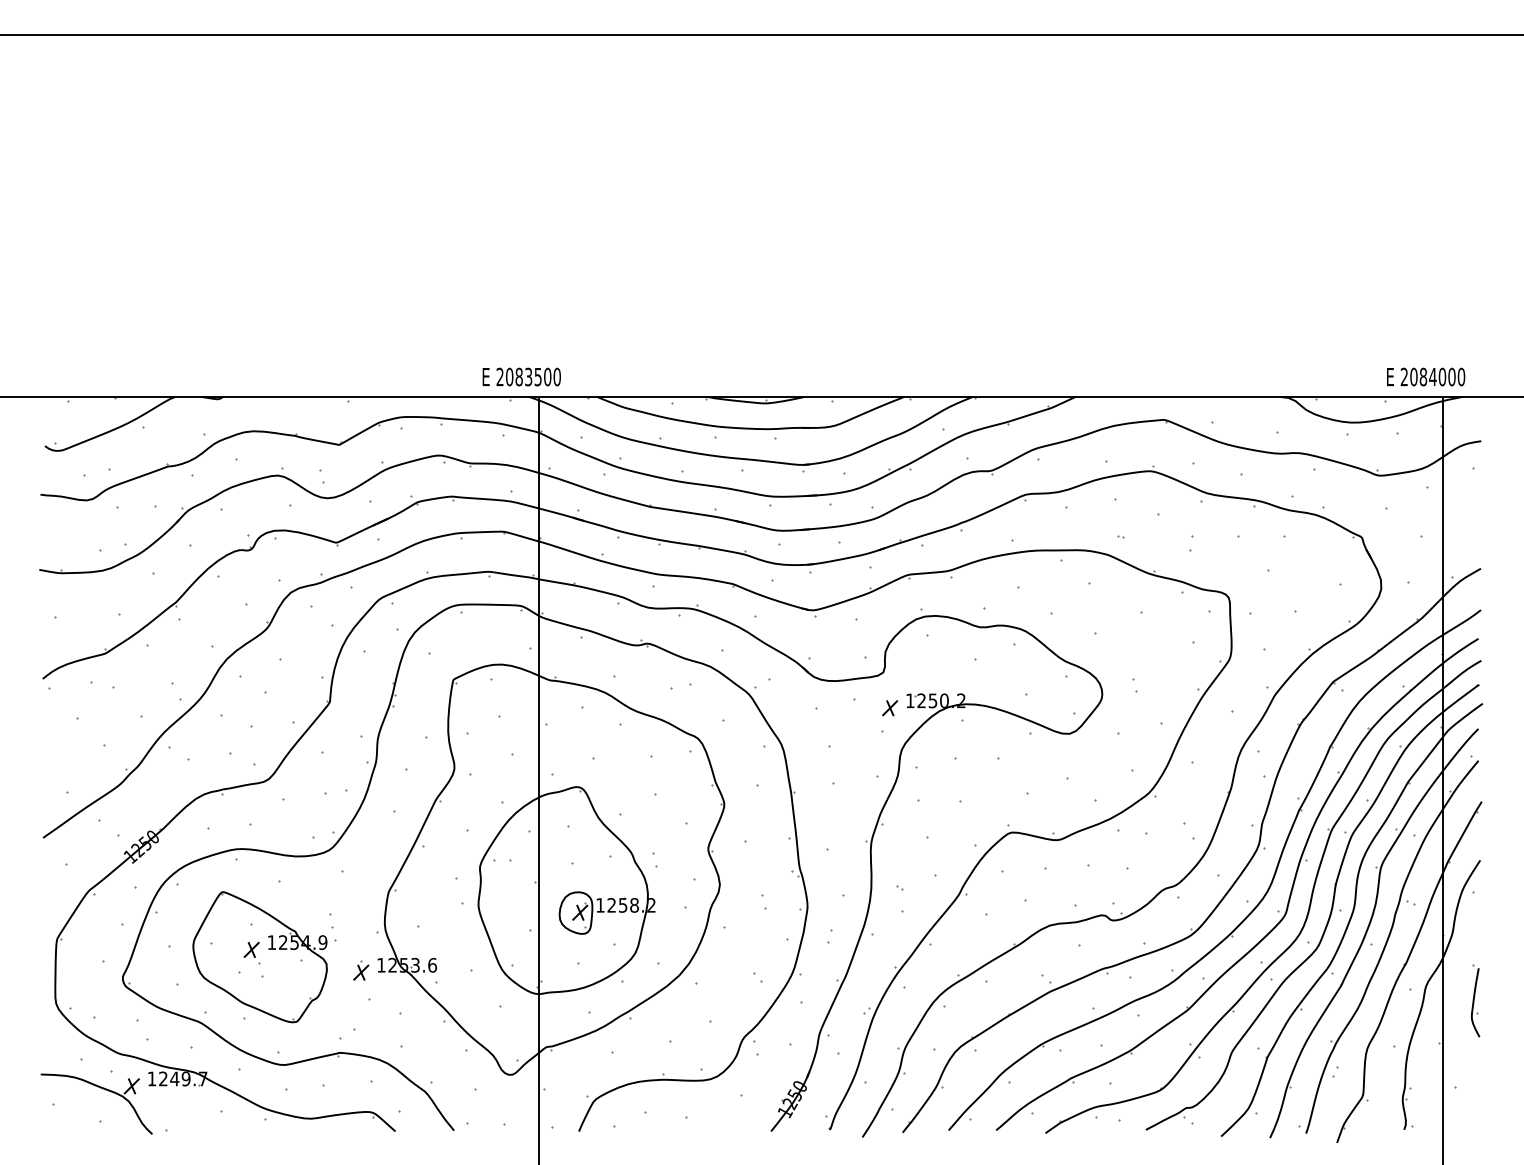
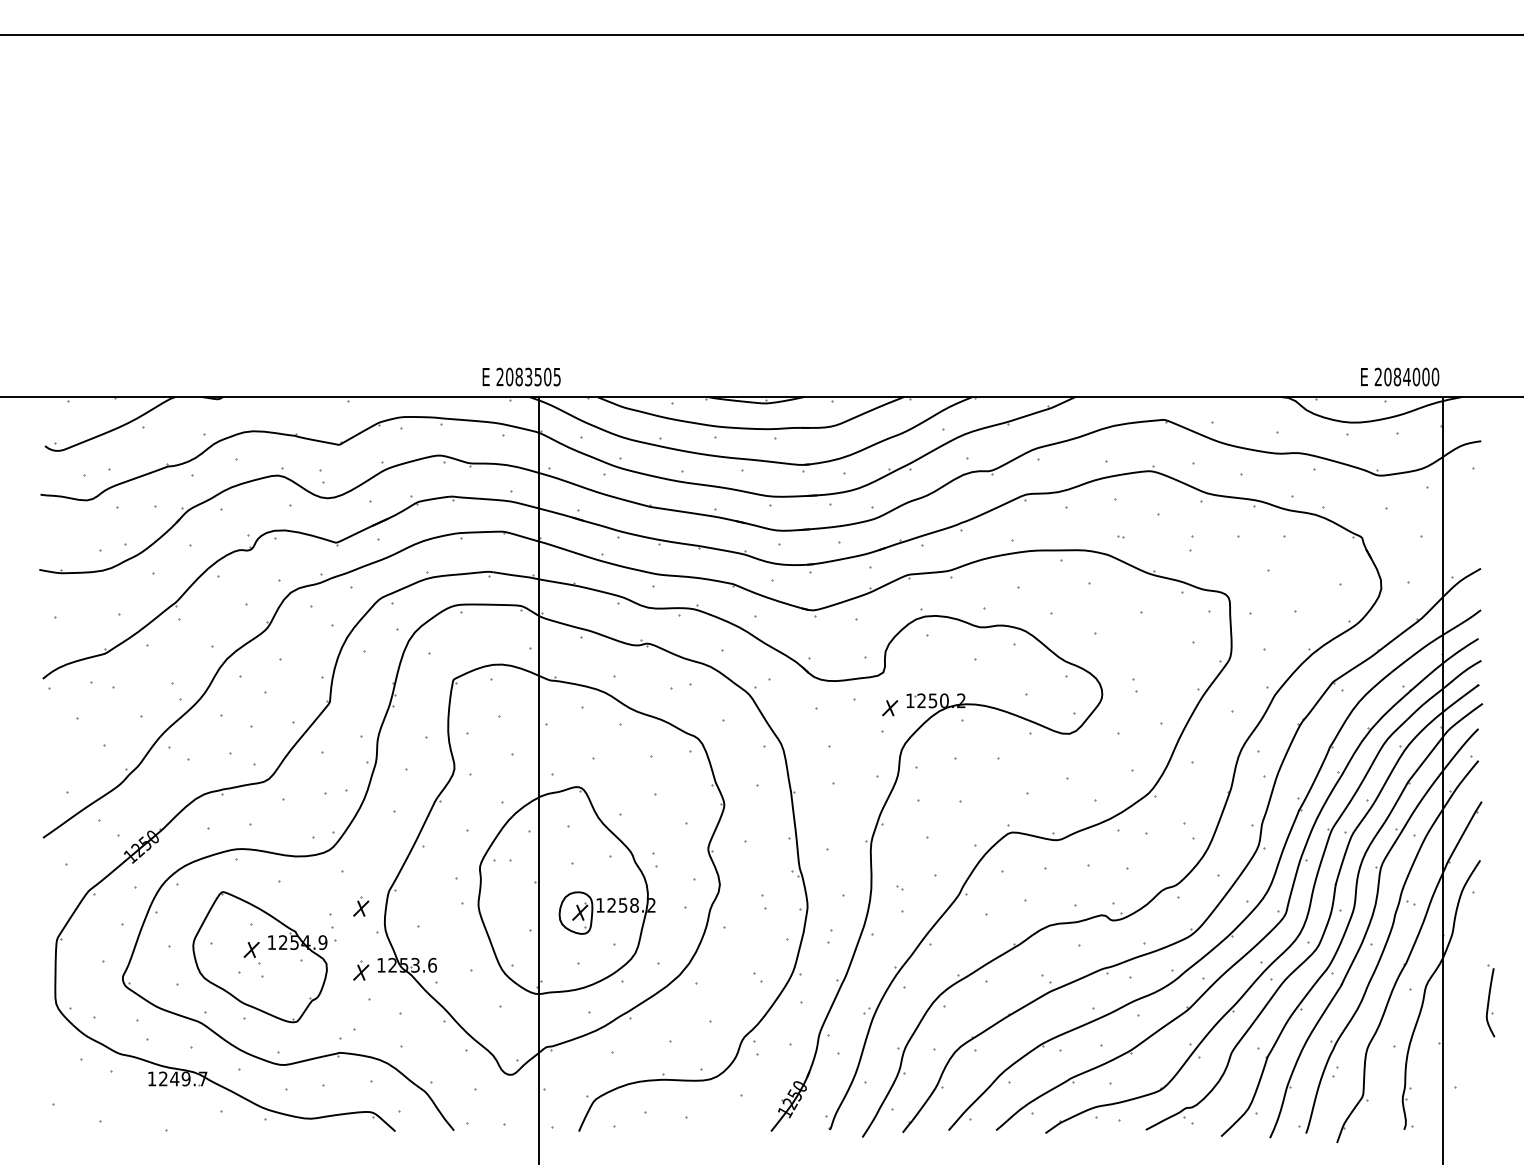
text: 2083500 -> 2083505 (556, 376)
text position: (1426, 376) -> (1400, 376) (1400, 376)
part: none -> present (361, 906)
part position: (1475, 1000) -> (1490, 1000) (1490, 1000)
part: present -> none (100, 1088)
